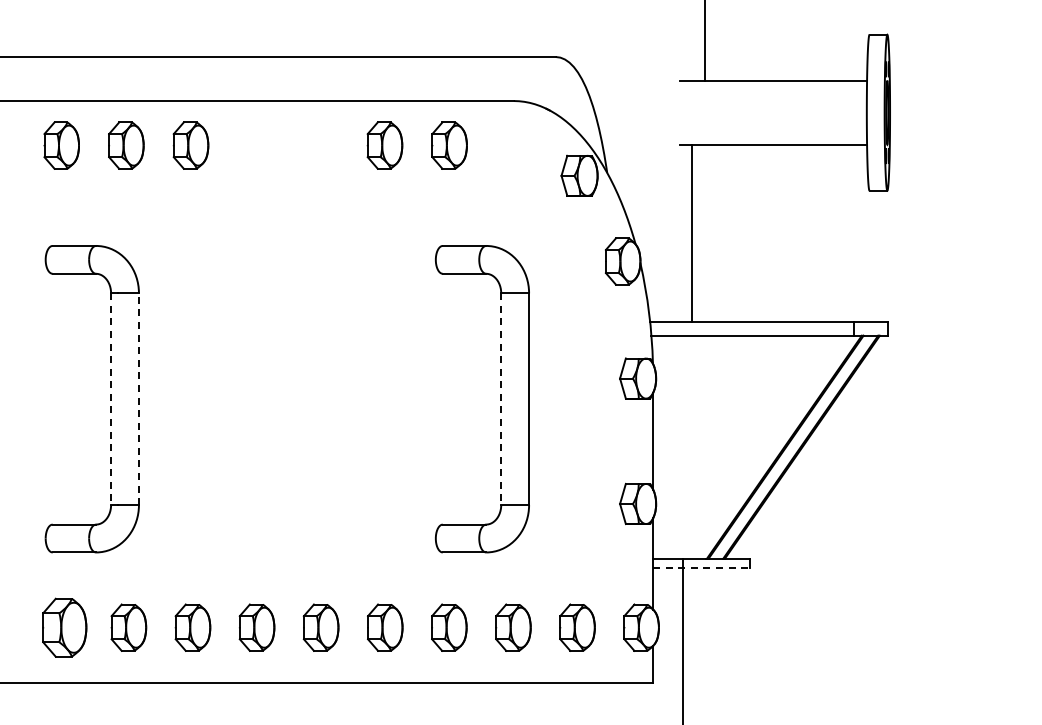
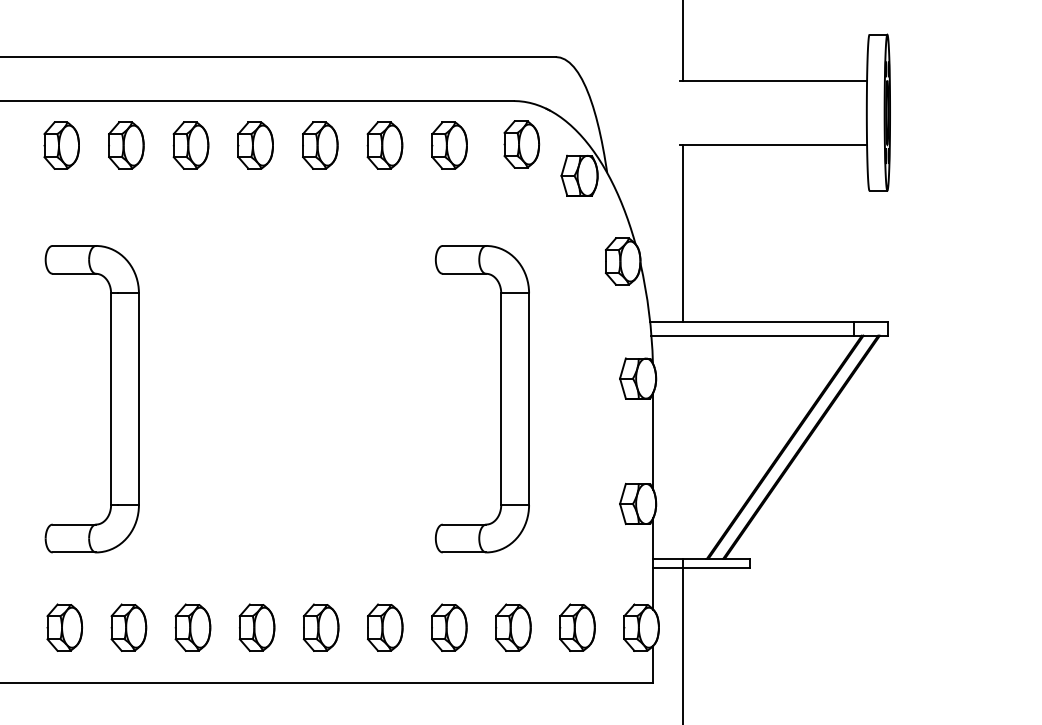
line position: (704, 41) -> (682, 41) (682, 41)
part: none -> present (521, 144)
part: none -> present (255, 145)
part: none -> present (320, 145)
line position: (691, 233) -> (682, 233) (682, 233)
line: dashed -> solid (111, 399)
line: dashed -> solid (138, 399)
line: dashed -> solid (501, 399)
line: dashed -> solid (701, 567)
part size: 46x61 px -> 38x49 px (64, 627)
